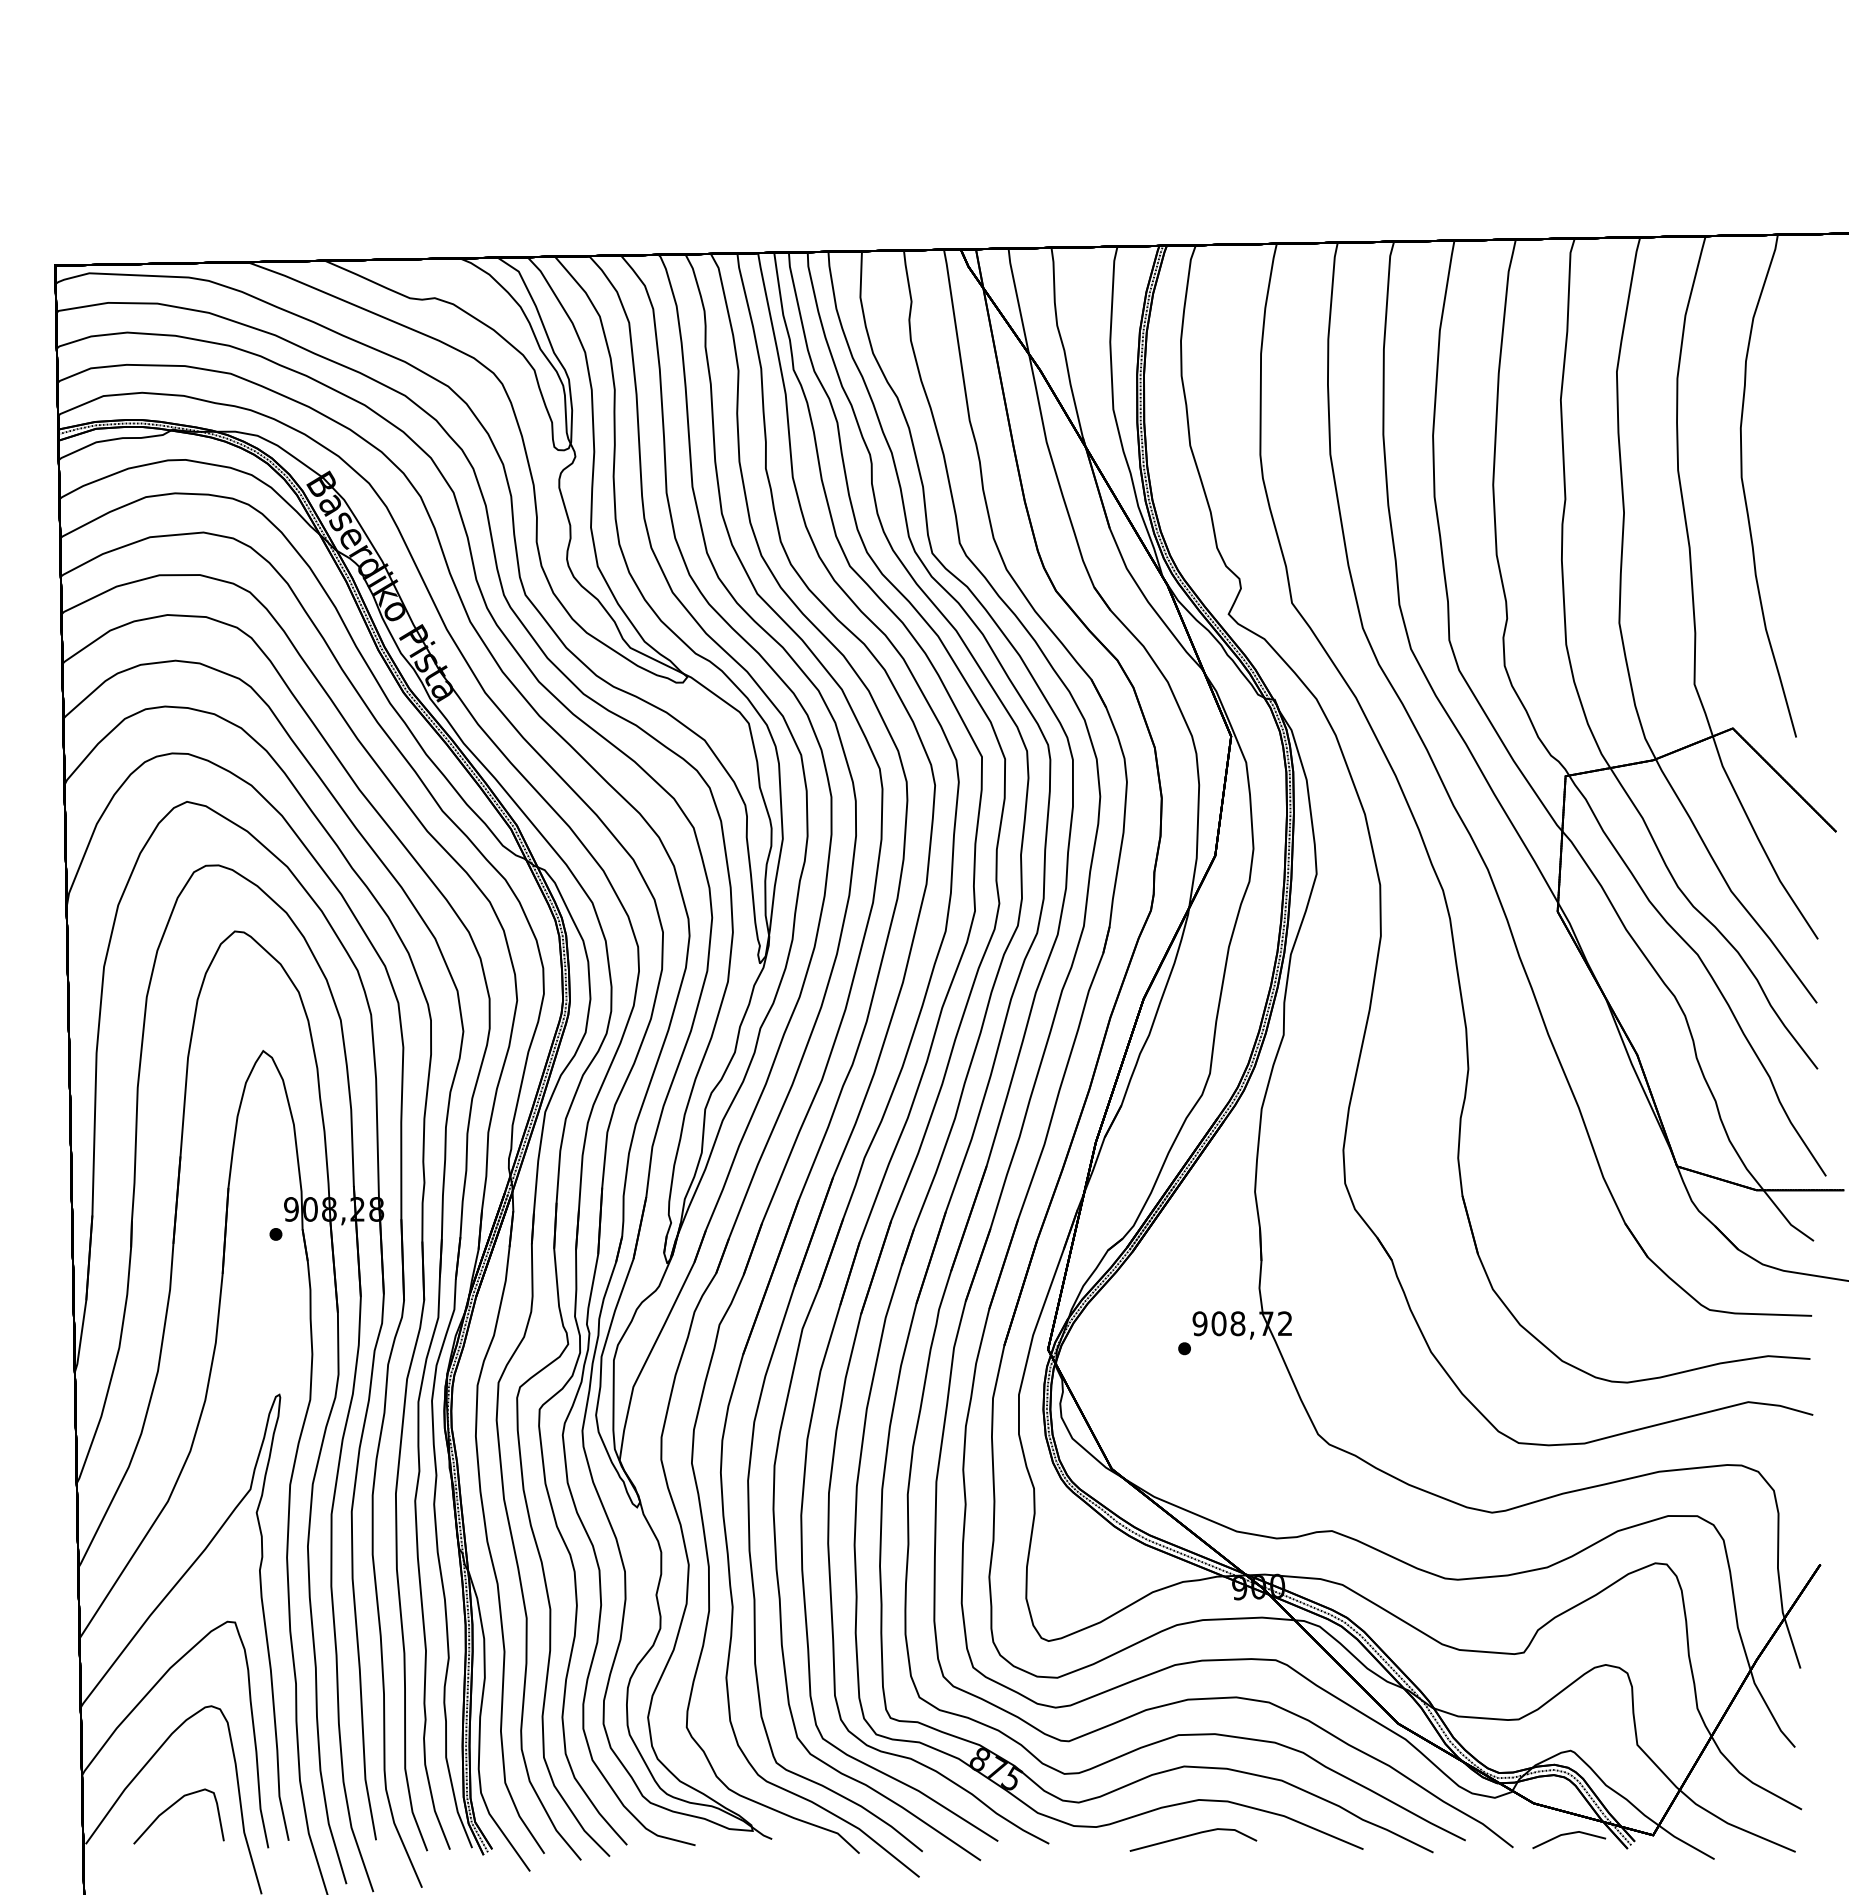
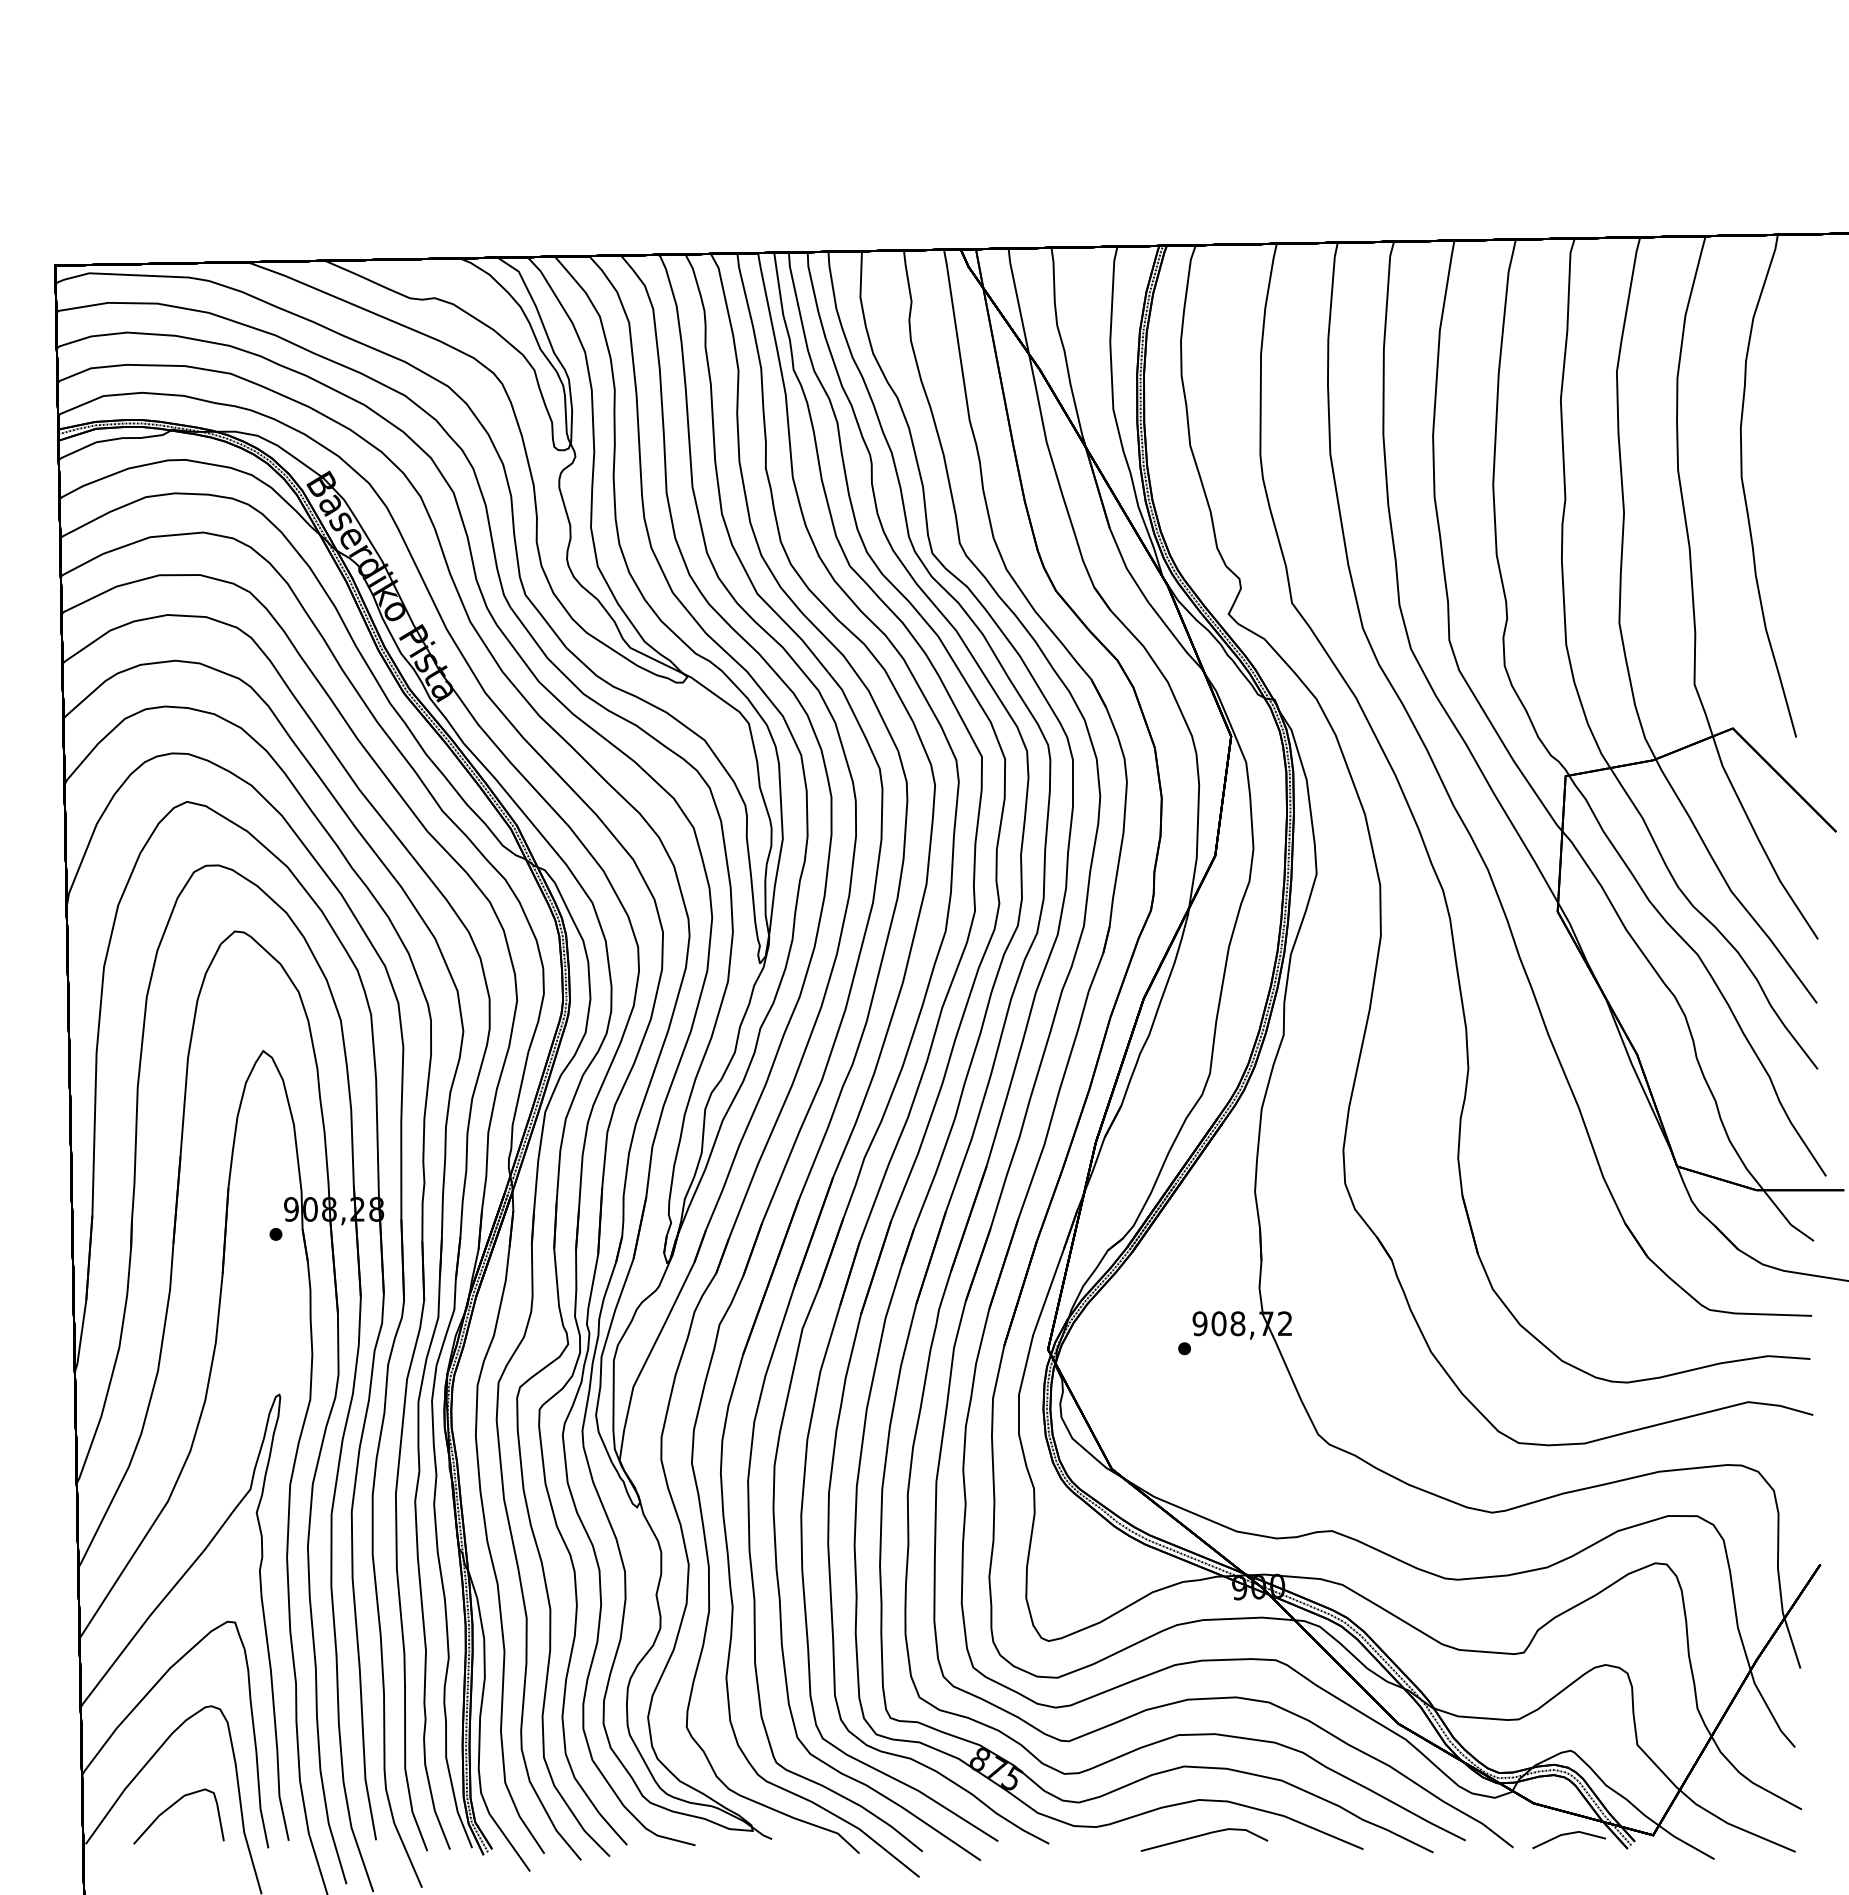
line position: (1193, 1835) -> (1204, 1835) (1204, 1835)
